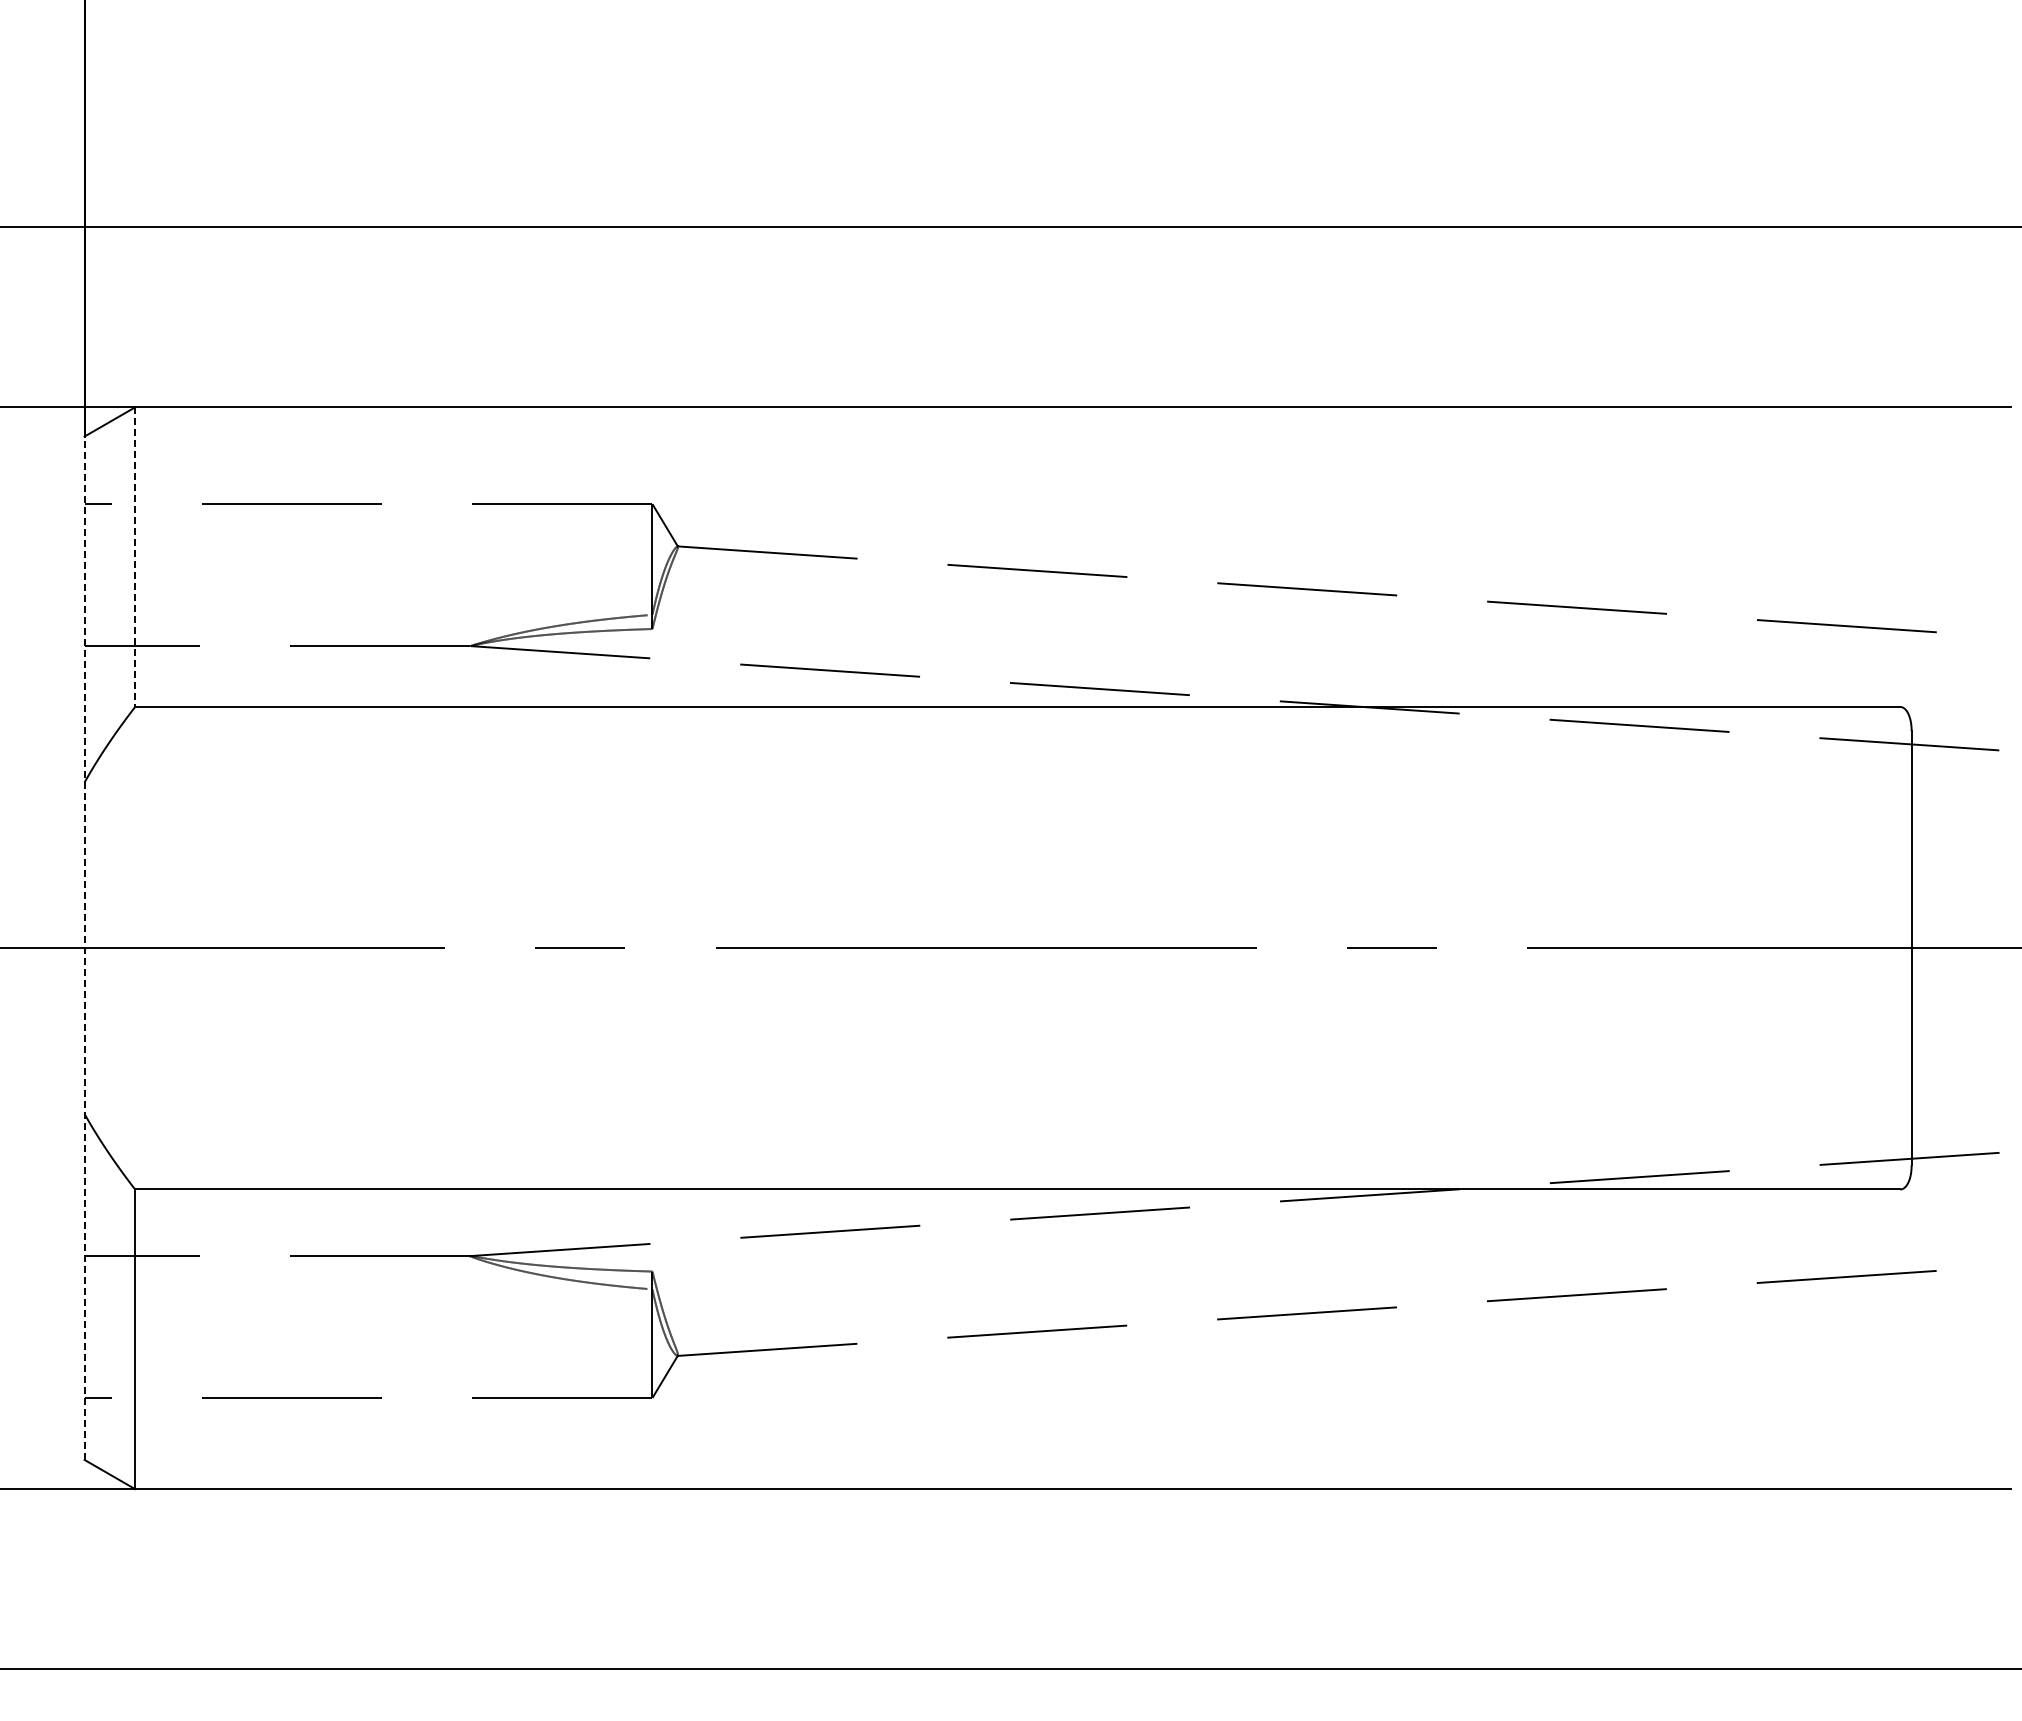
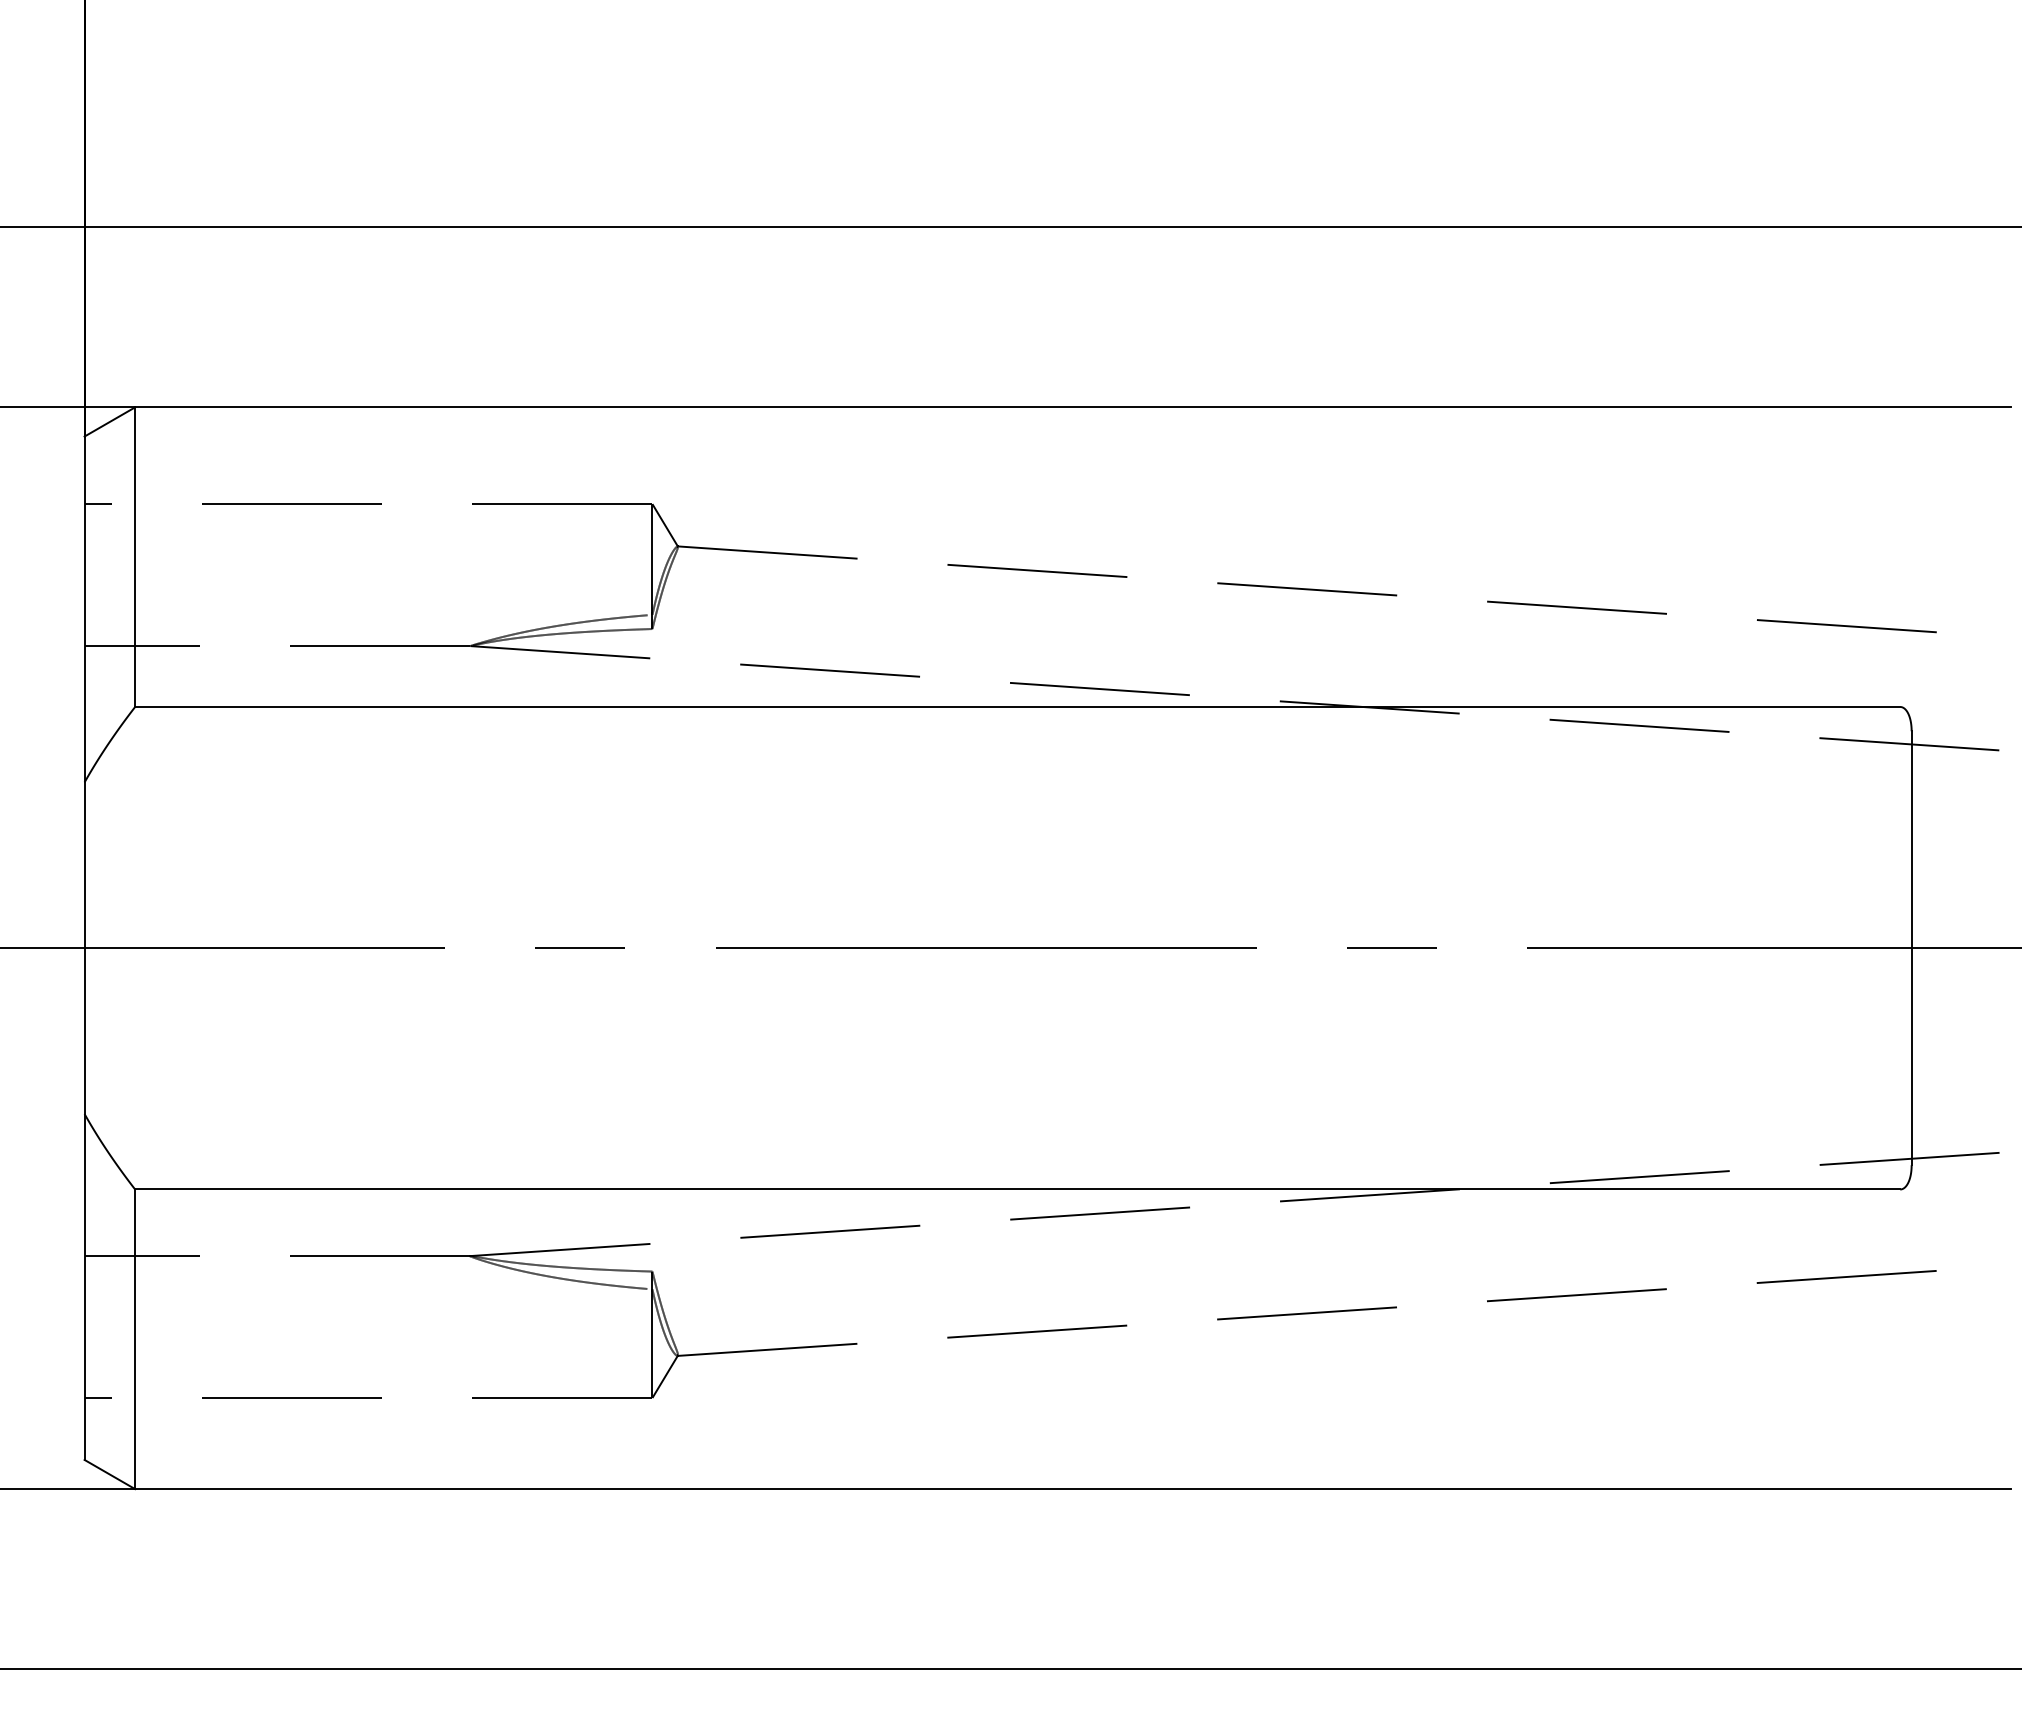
line: dashed -> solid (135, 557)
line: dashed -> solid (84, 948)
